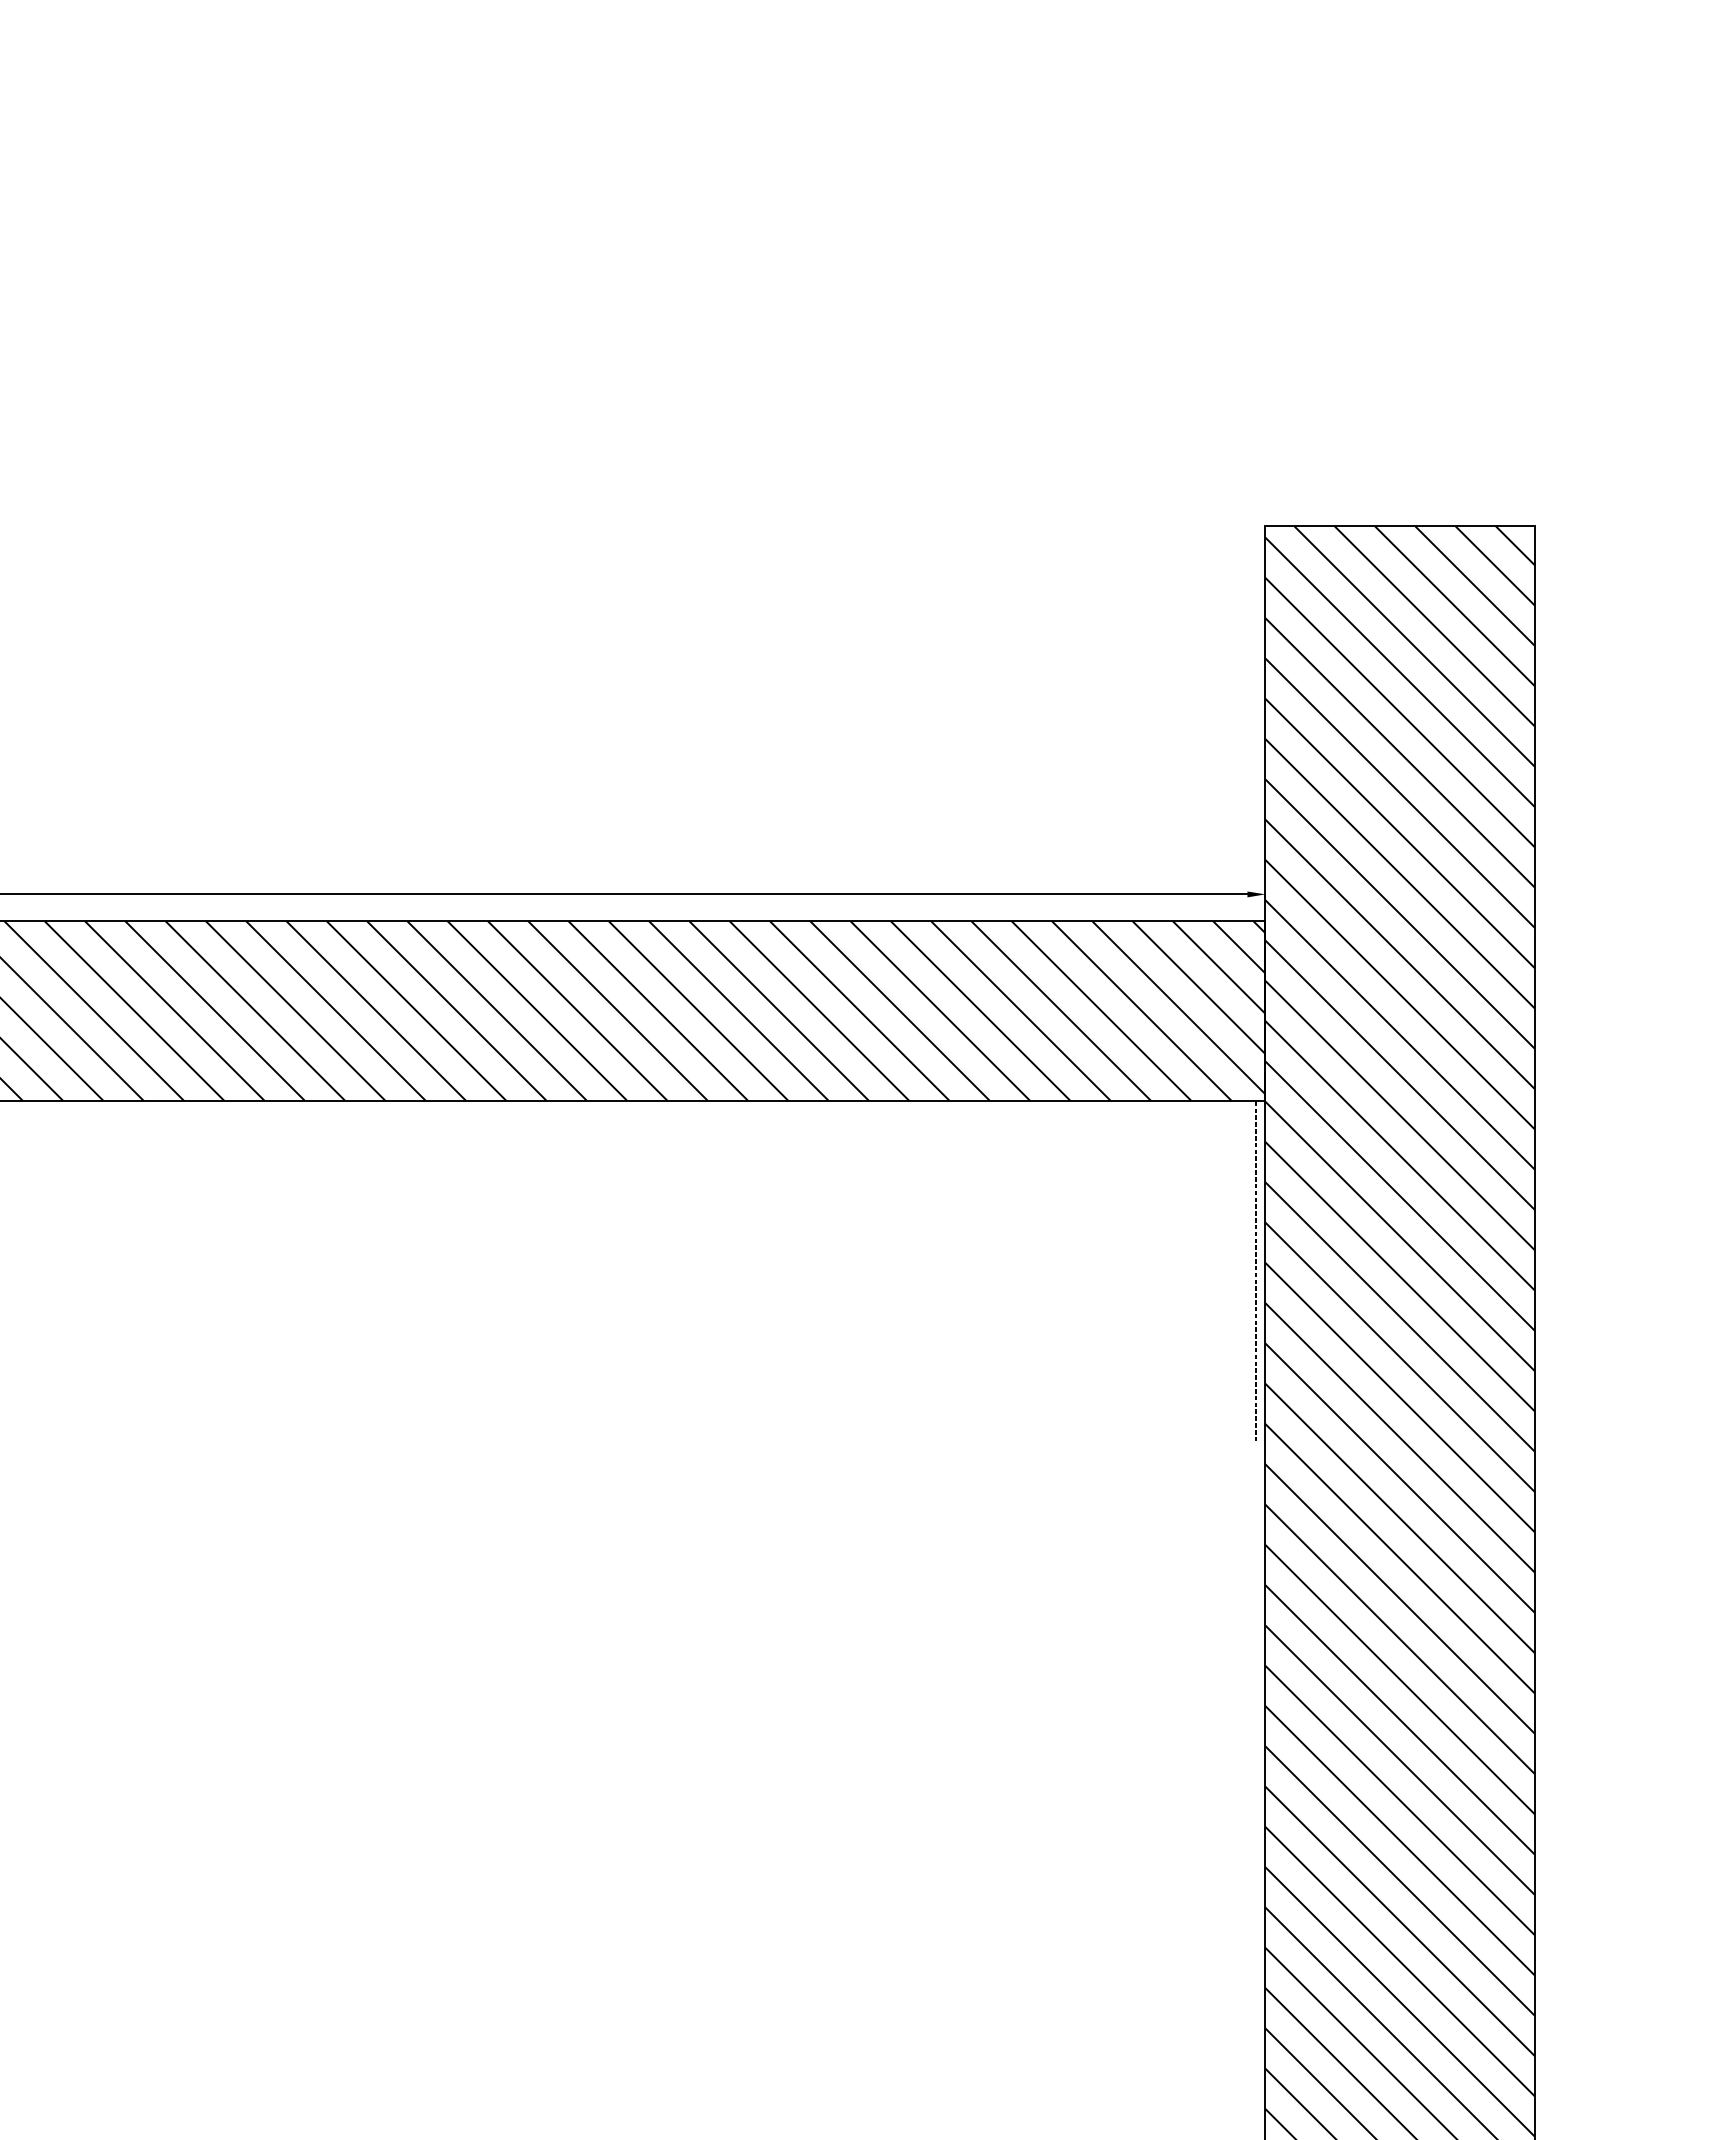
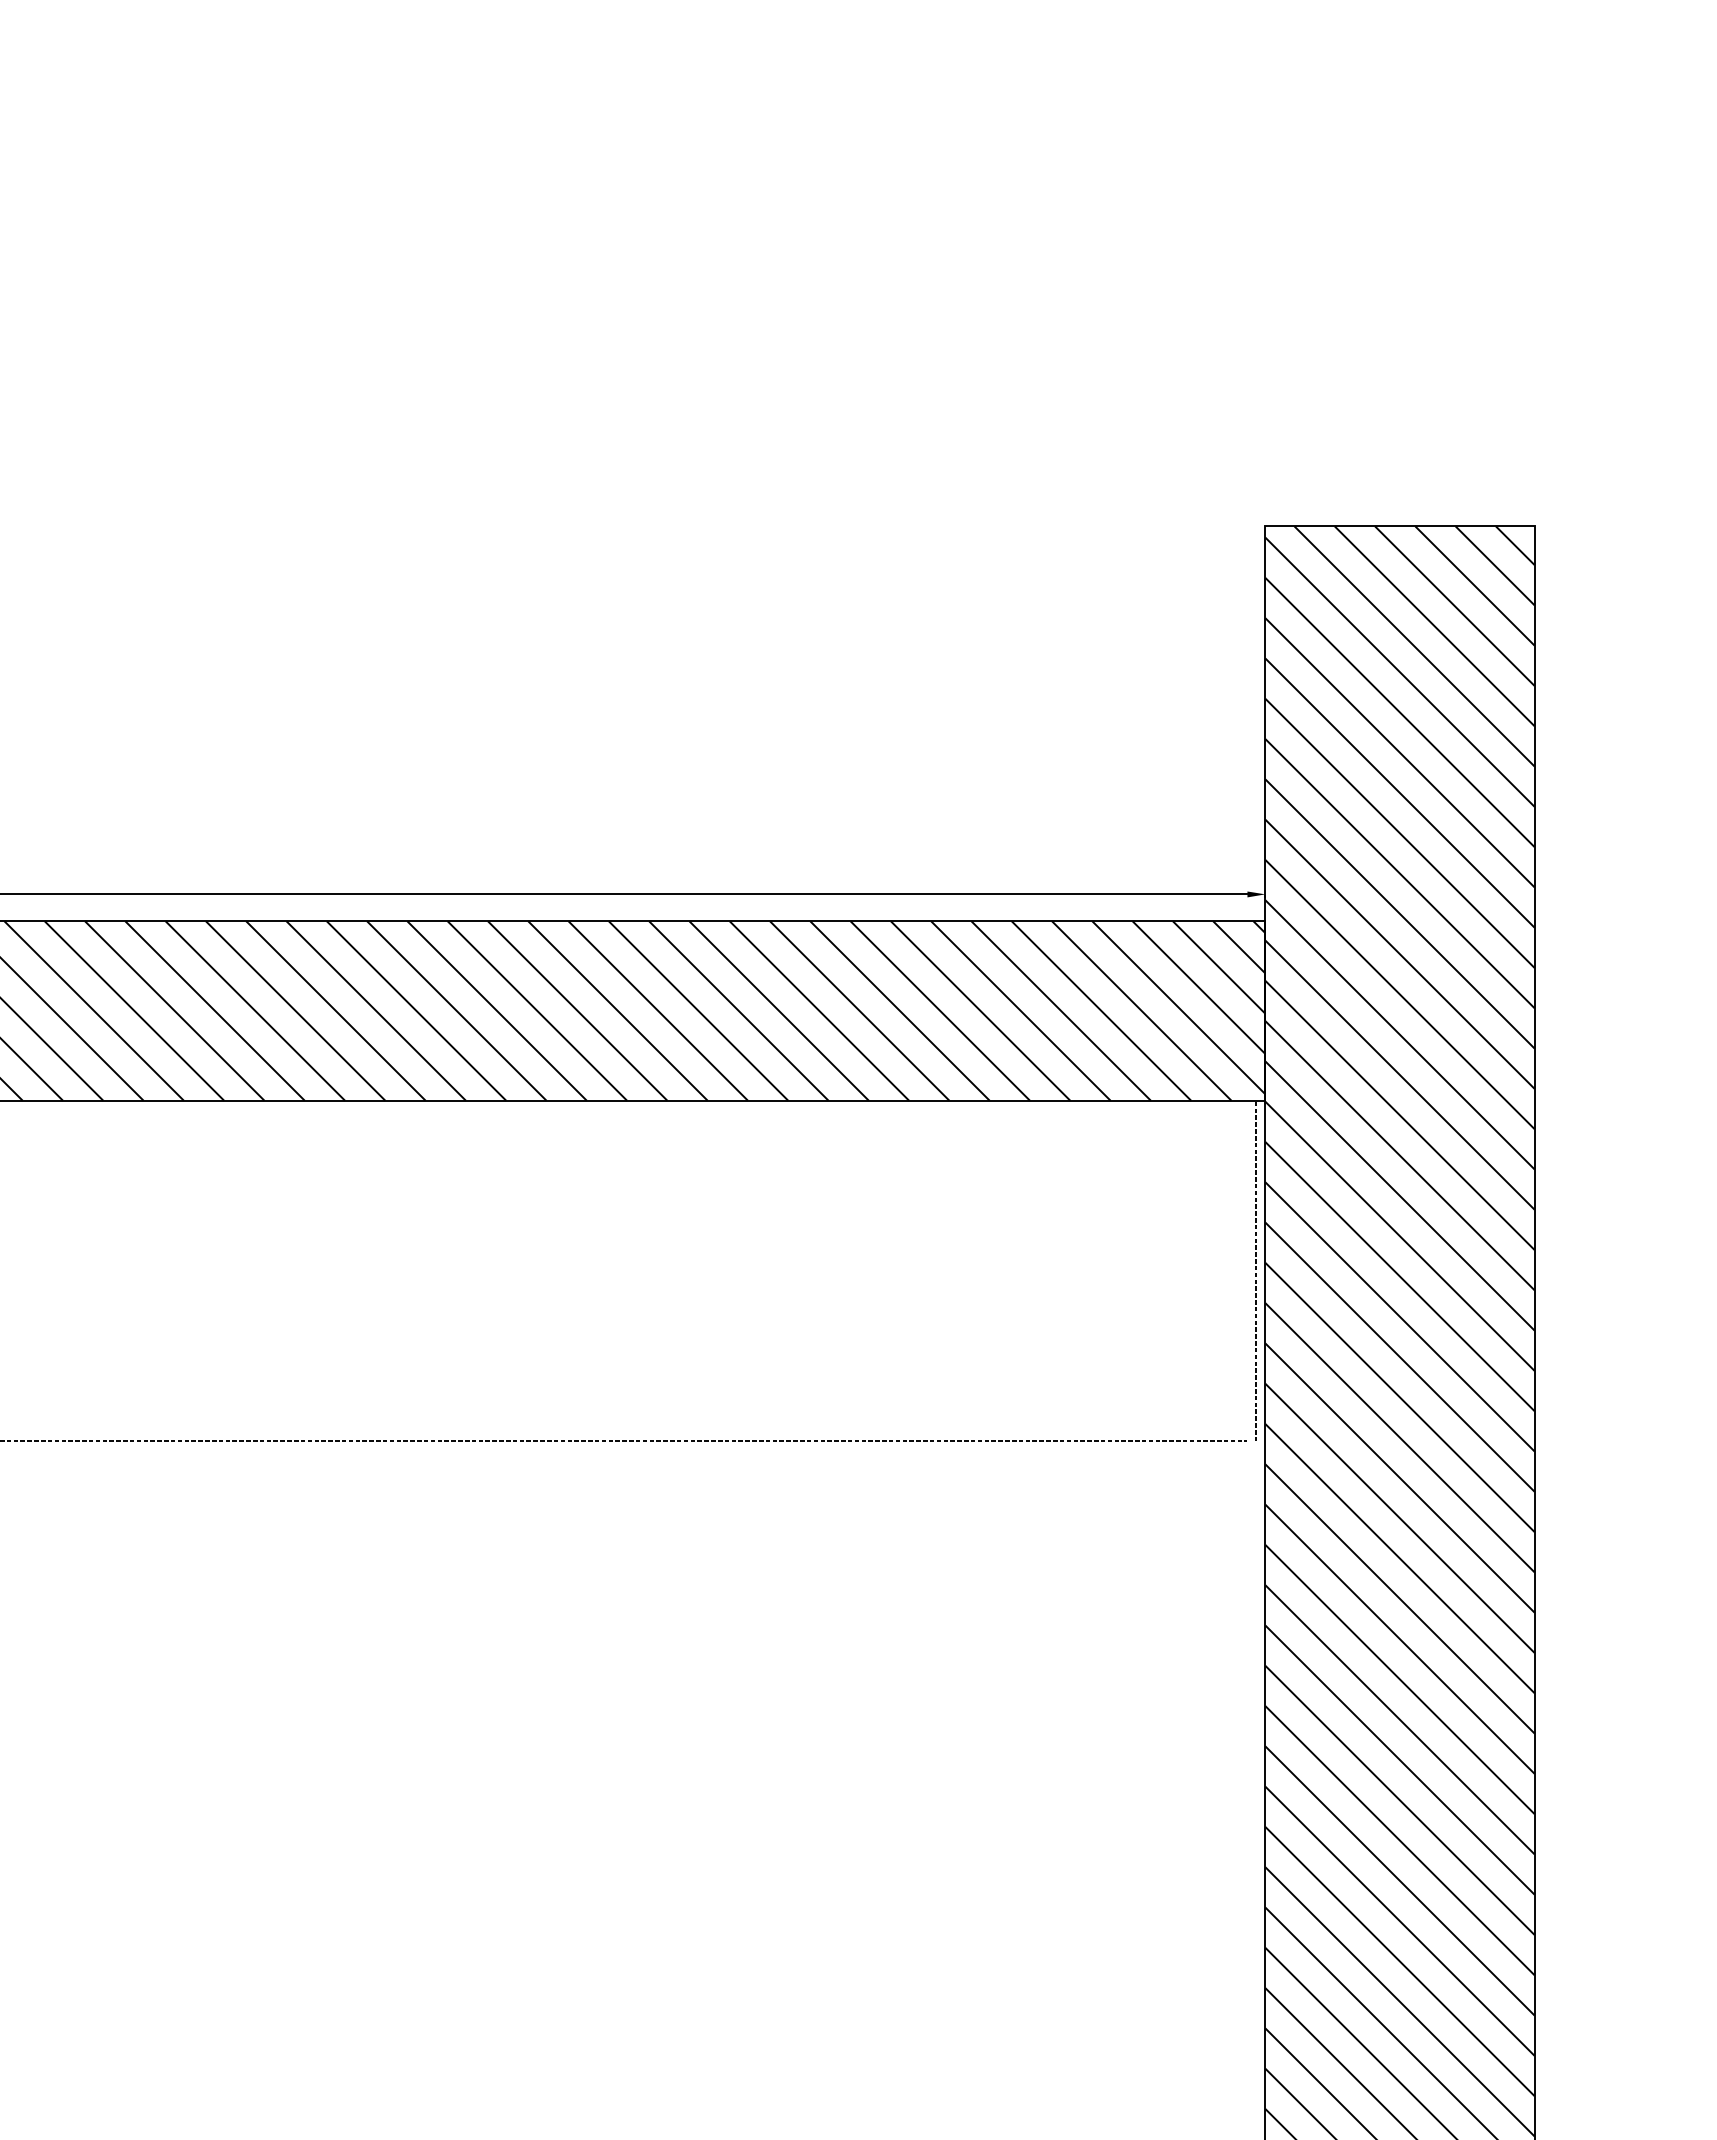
line: none -> present (624, 1441)
